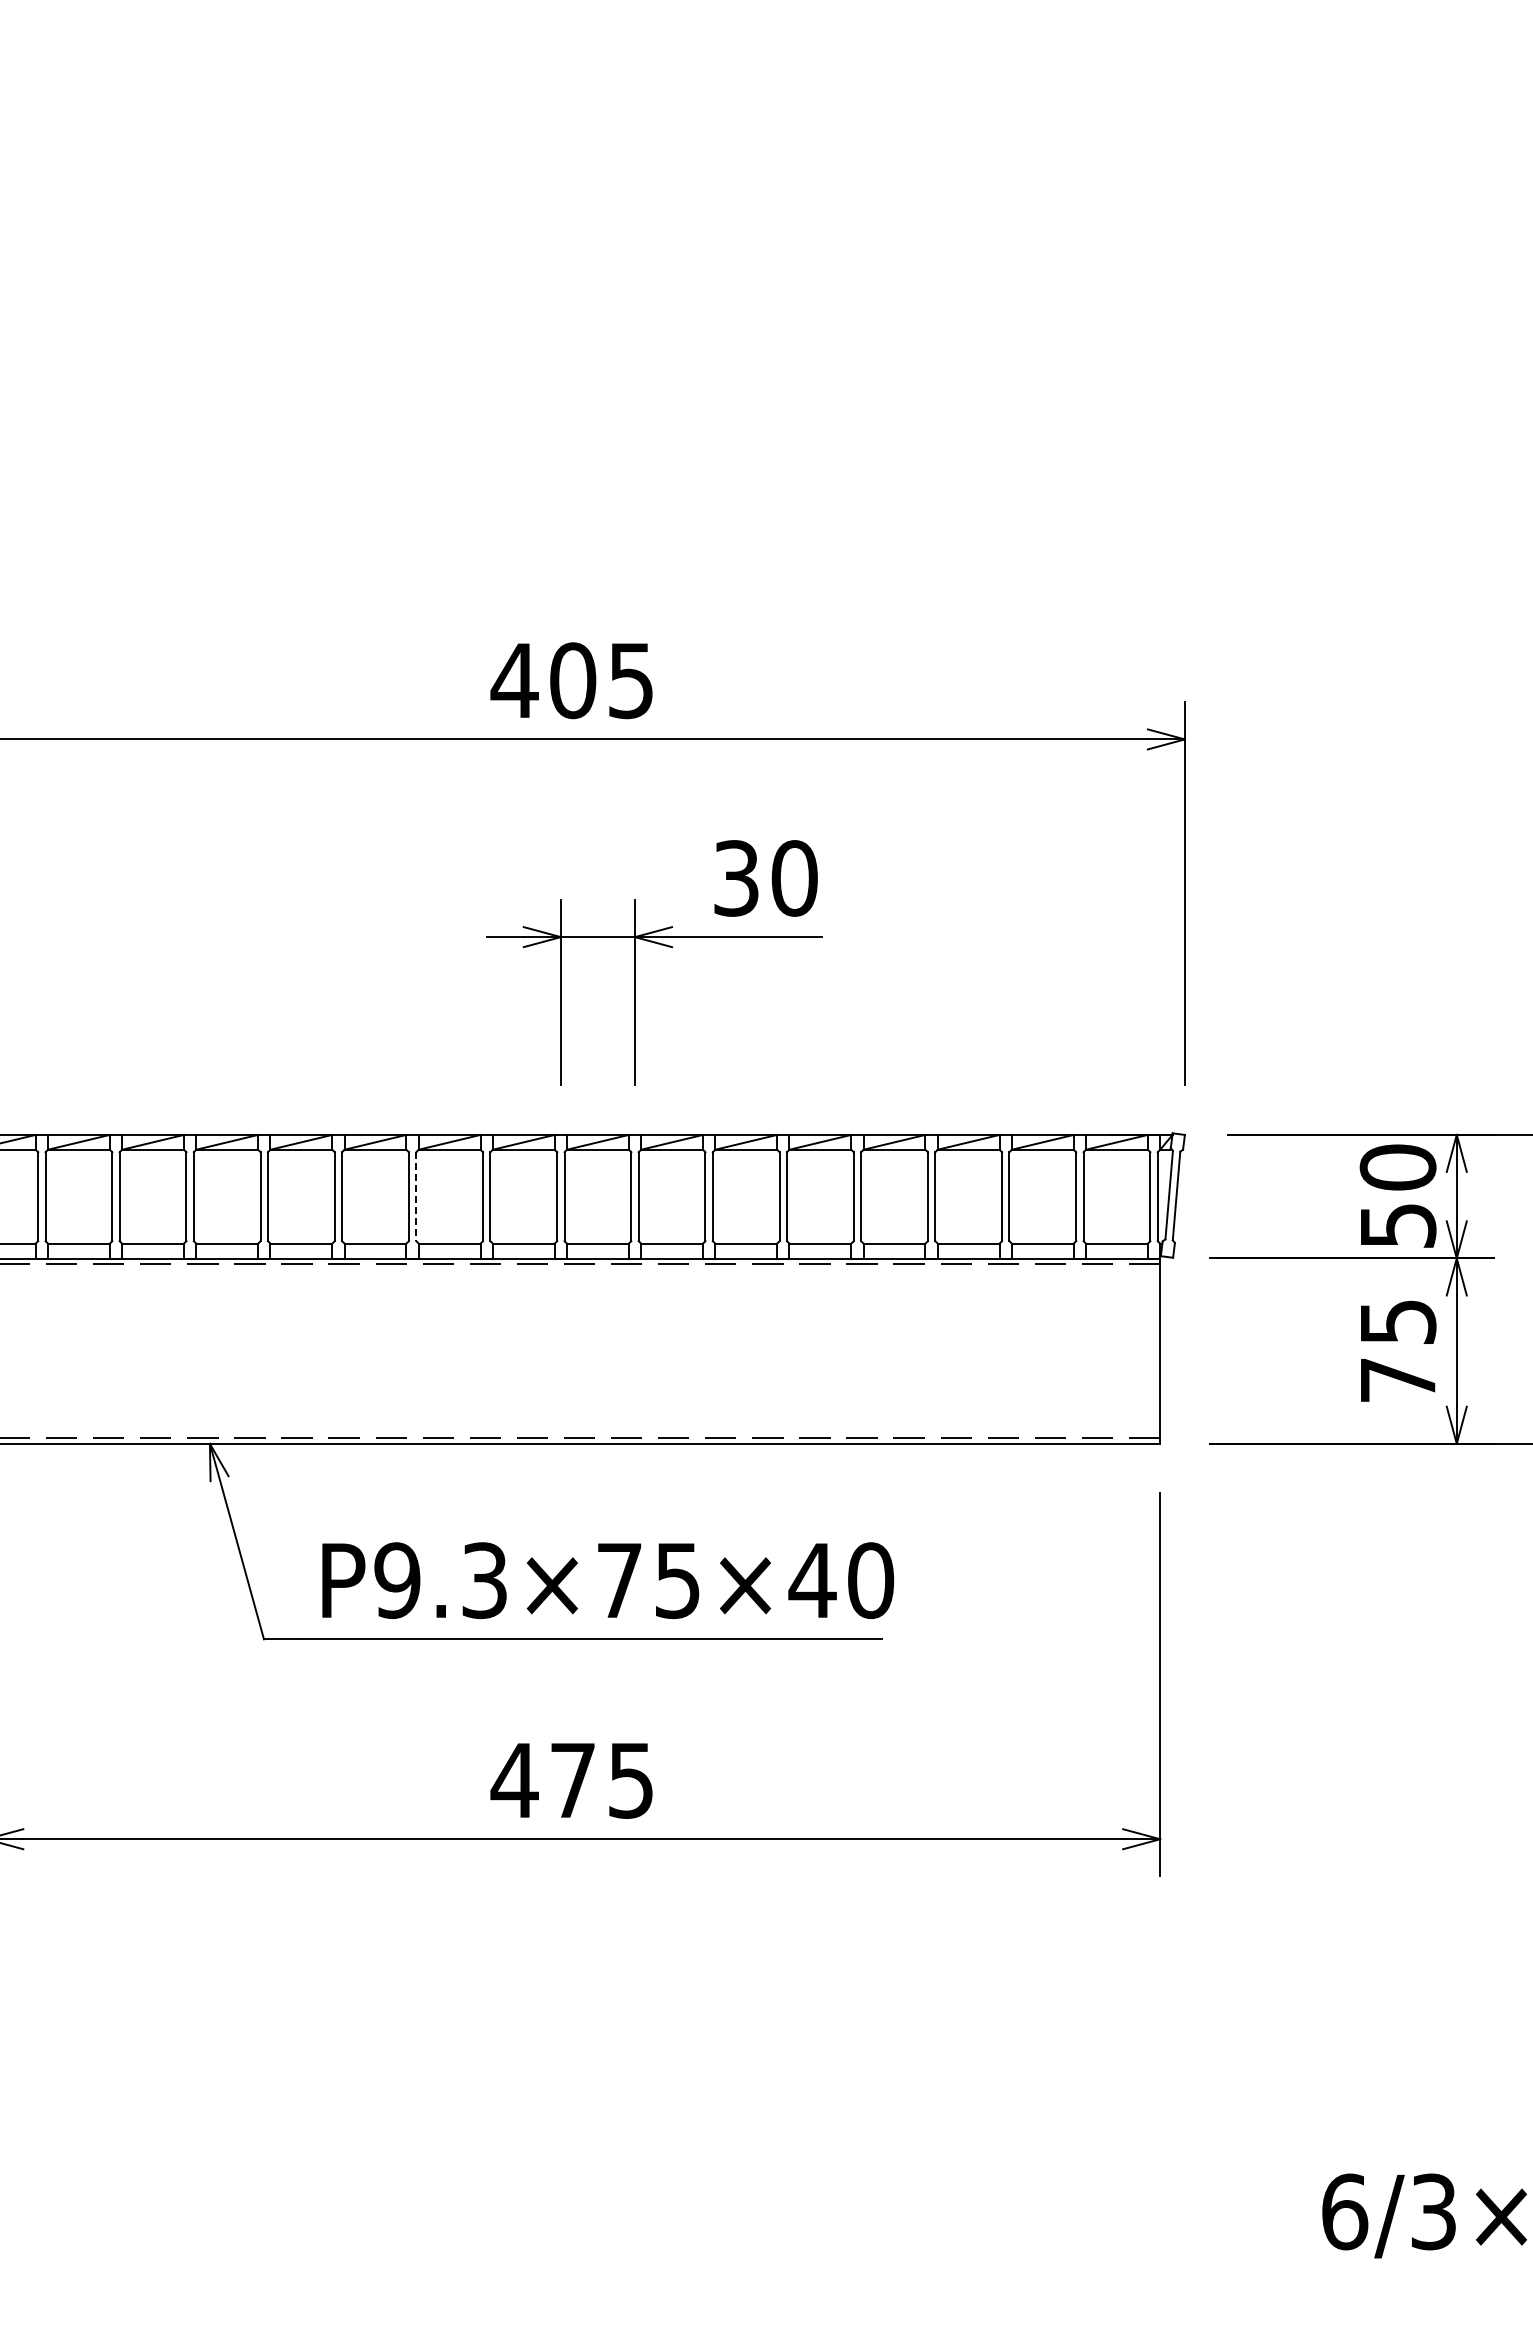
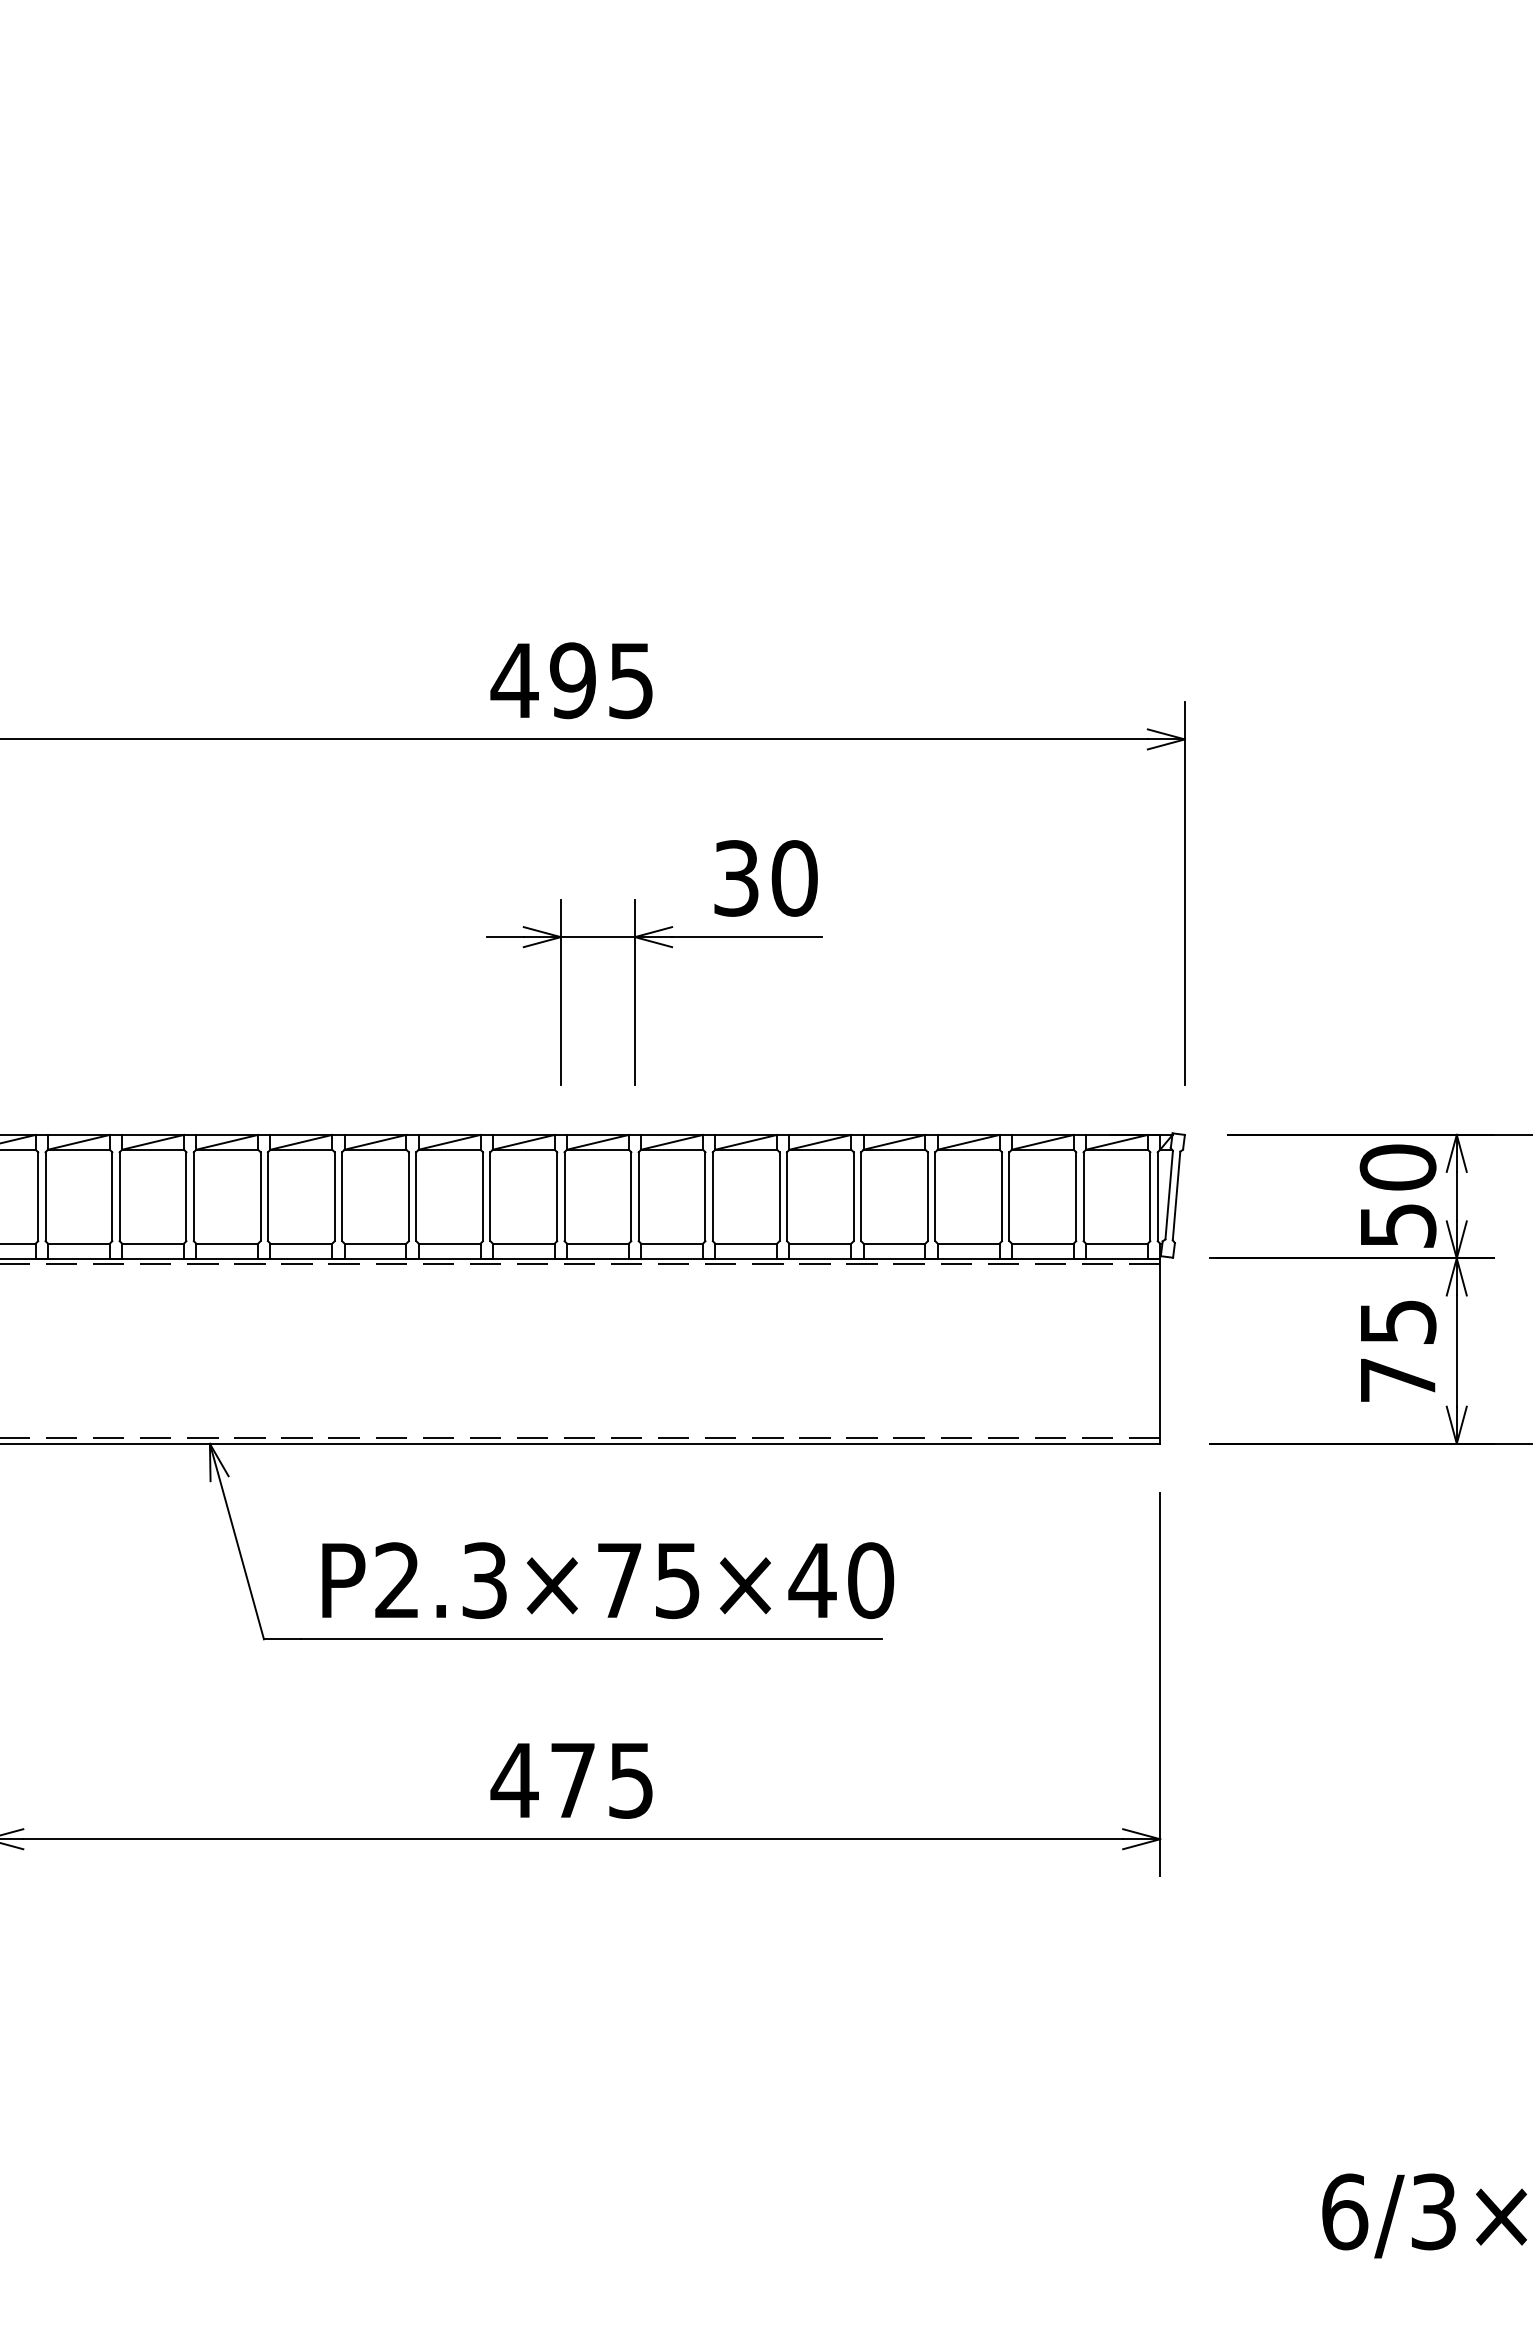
text: 405 -> 495 (573, 680)
line: dashed -> solid (416, 1197)
text: P9.3×75×40 -> P2.3×75×40 (397, 1580)
